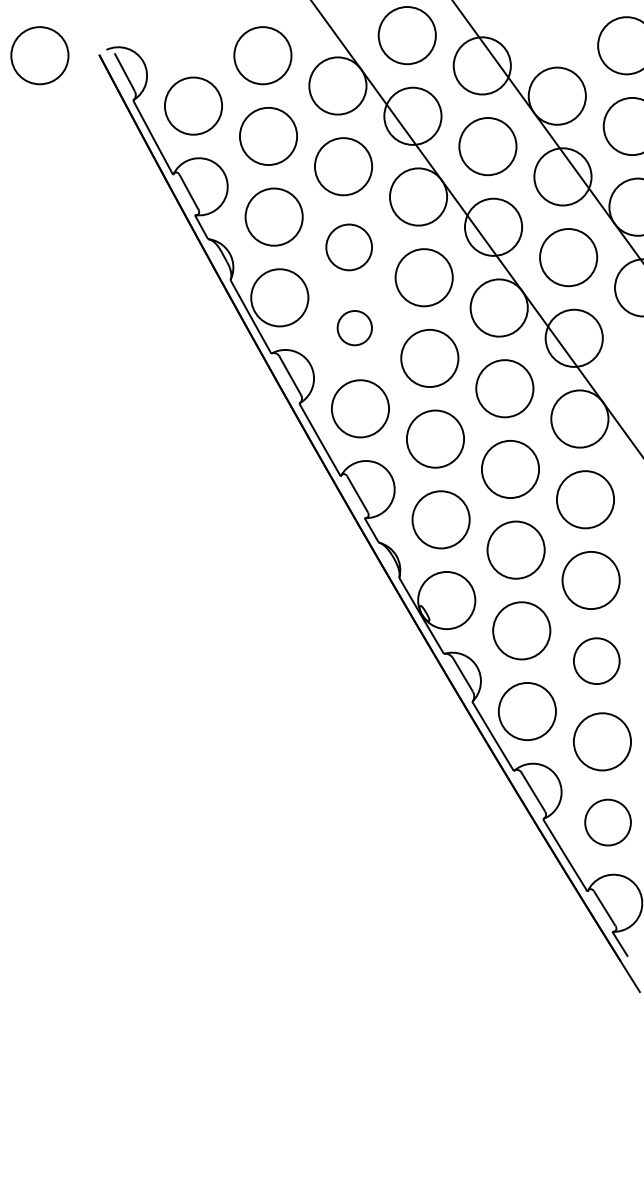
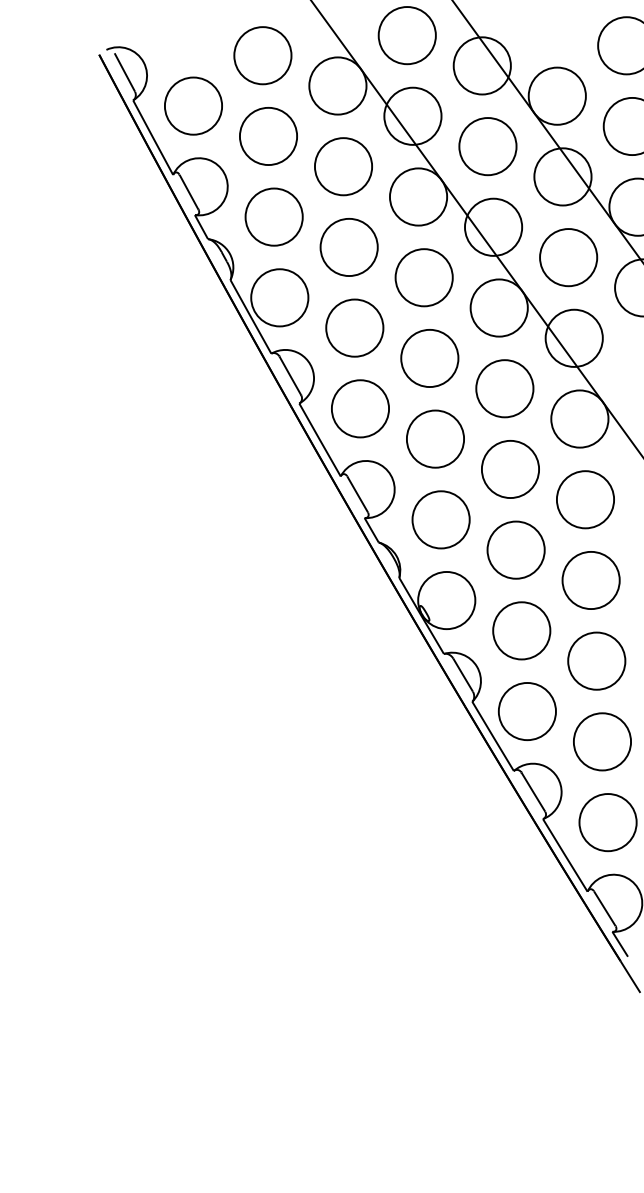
circle: present -> none (39, 55)
circle diameter: 46 px -> 57 px (348, 247)
circle diameter: 34 px -> 57 px (354, 327)
circle diameter: 46 px -> 57 px (596, 660)
circle diameter: 46 px -> 57 px (607, 822)
